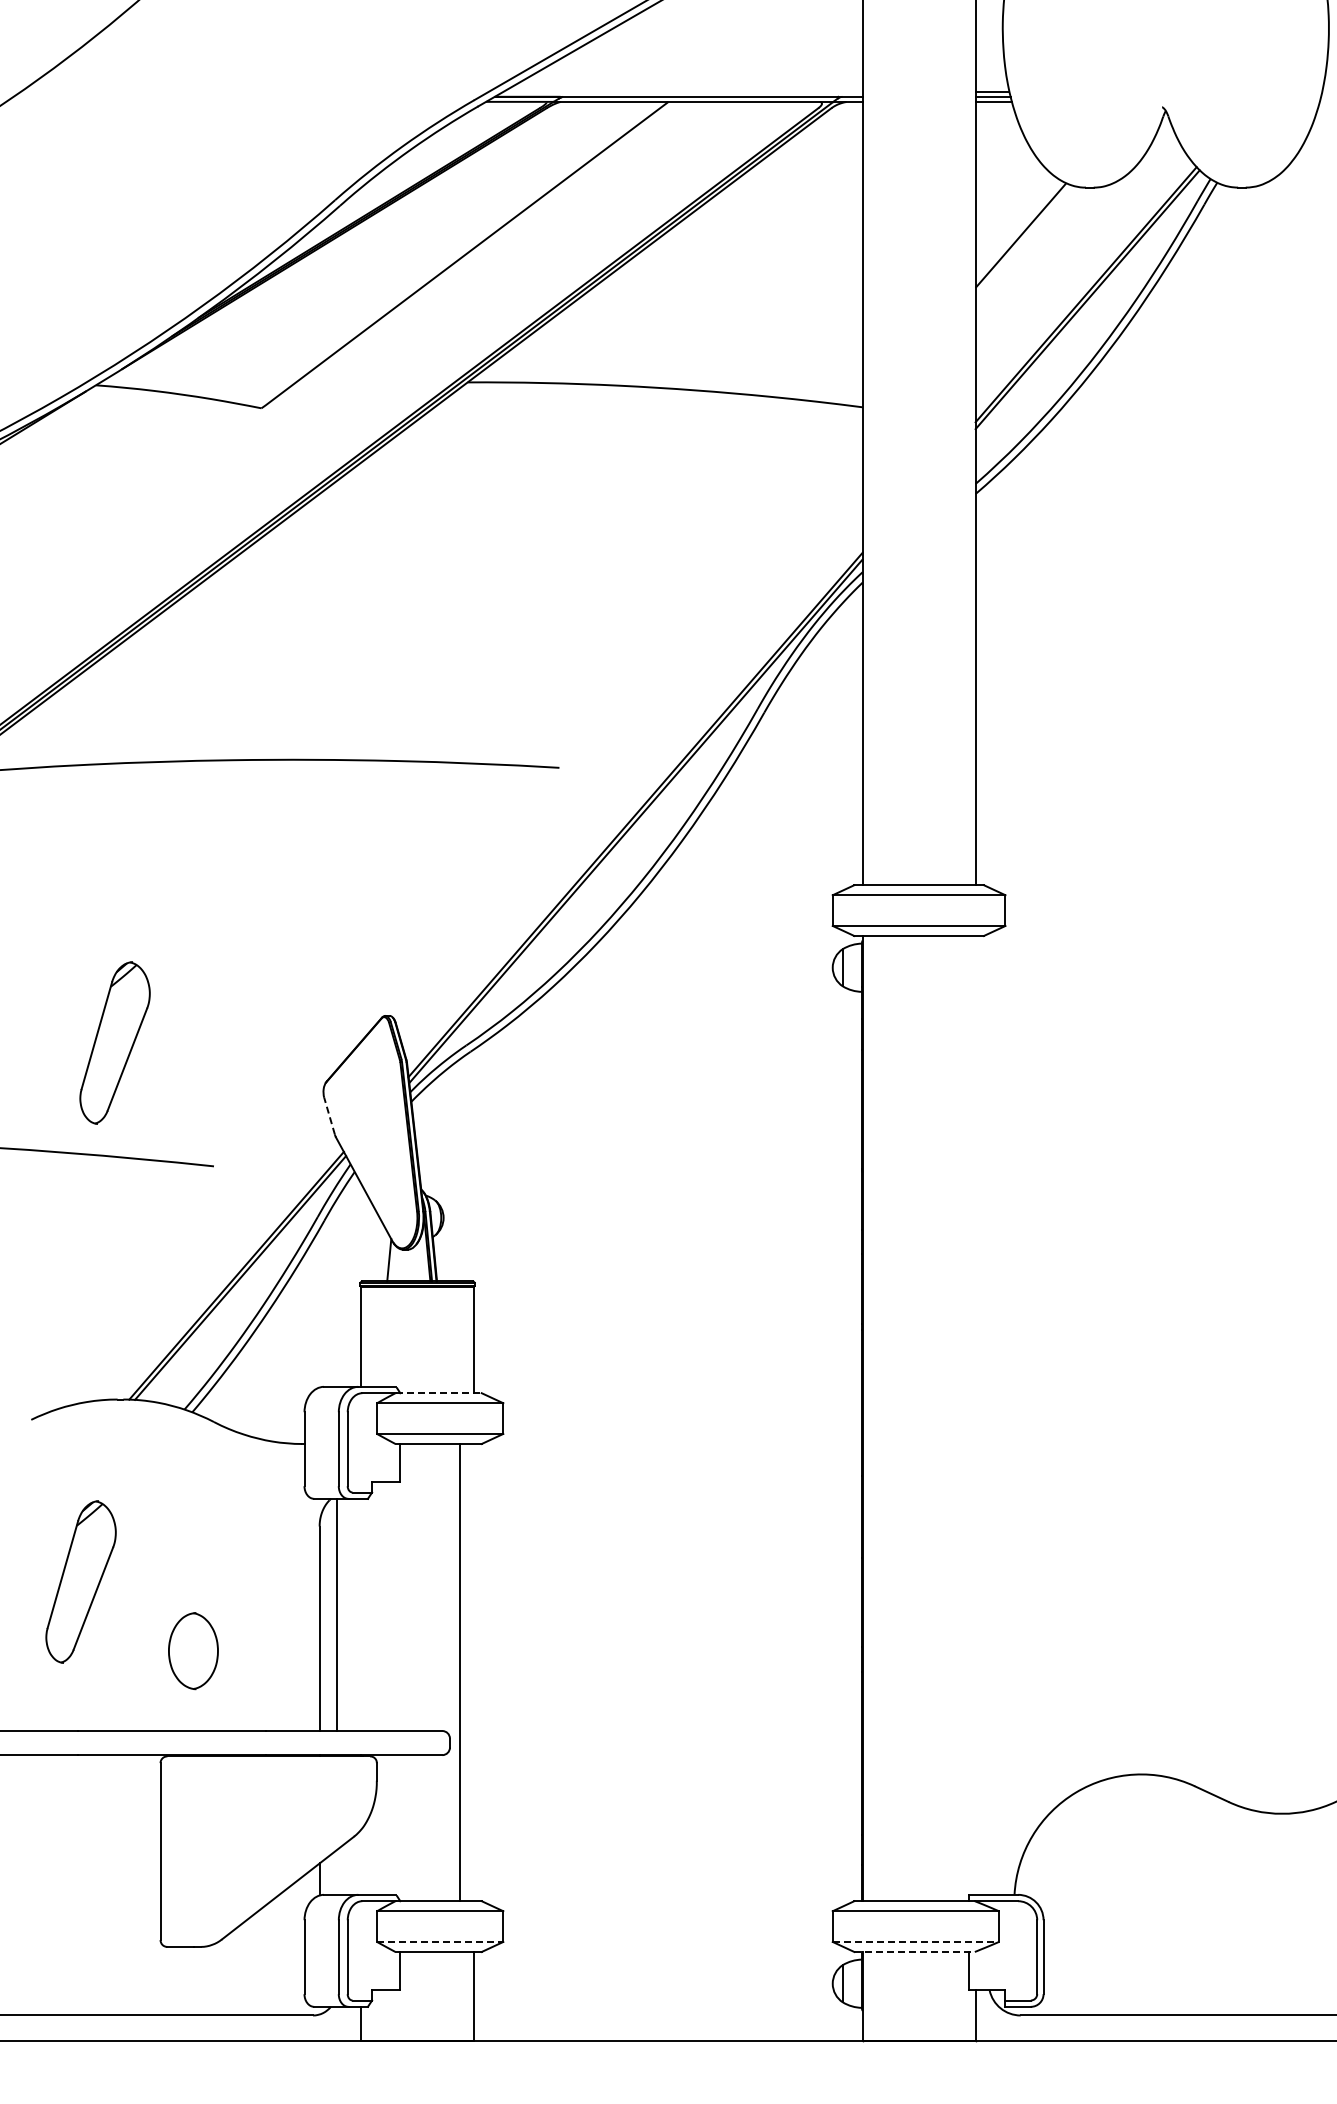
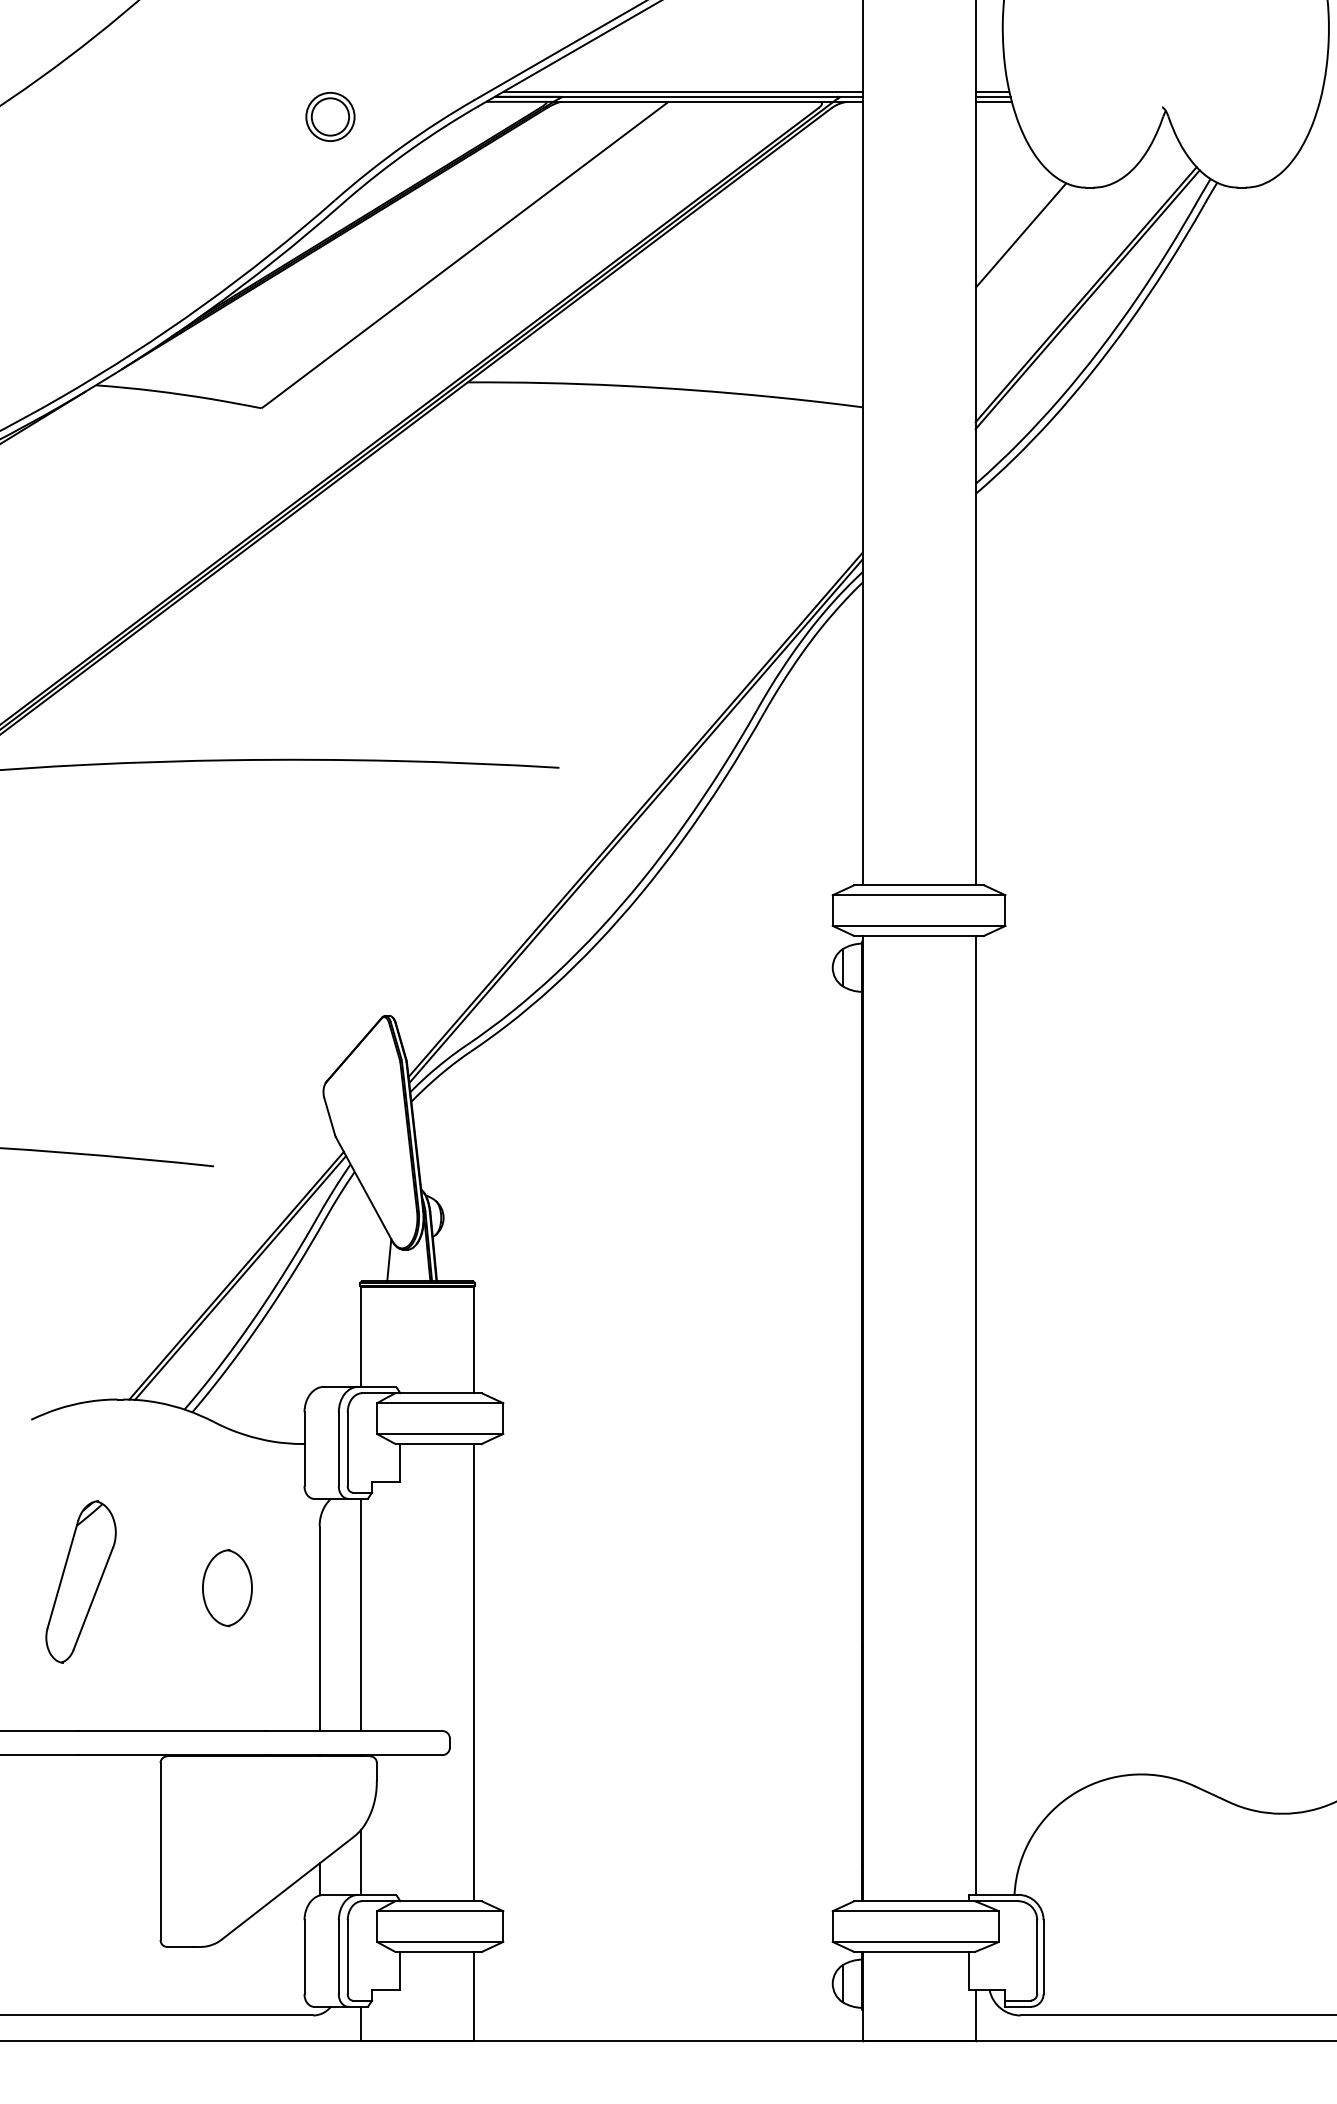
line: none -> present (682, 91)
part: none -> present (330, 116)
part: present -> none (114, 1042)
line: dashed -> solid (329, 1115)
line: dashed -> solid (439, 1393)
line: none -> present (975, 1415)
line position: (337, 1614) -> (361, 1614) (361, 1614)
part position: (193, 1651) -> (227, 1588) (227, 1588)
line position: (460, 1672) -> (474, 1672) (474, 1672)
line: none -> present (361, 1861)
line: dashed -> solid (440, 1941)
line: dashed -> solid (916, 1941)
line: dashed -> solid (915, 1951)
